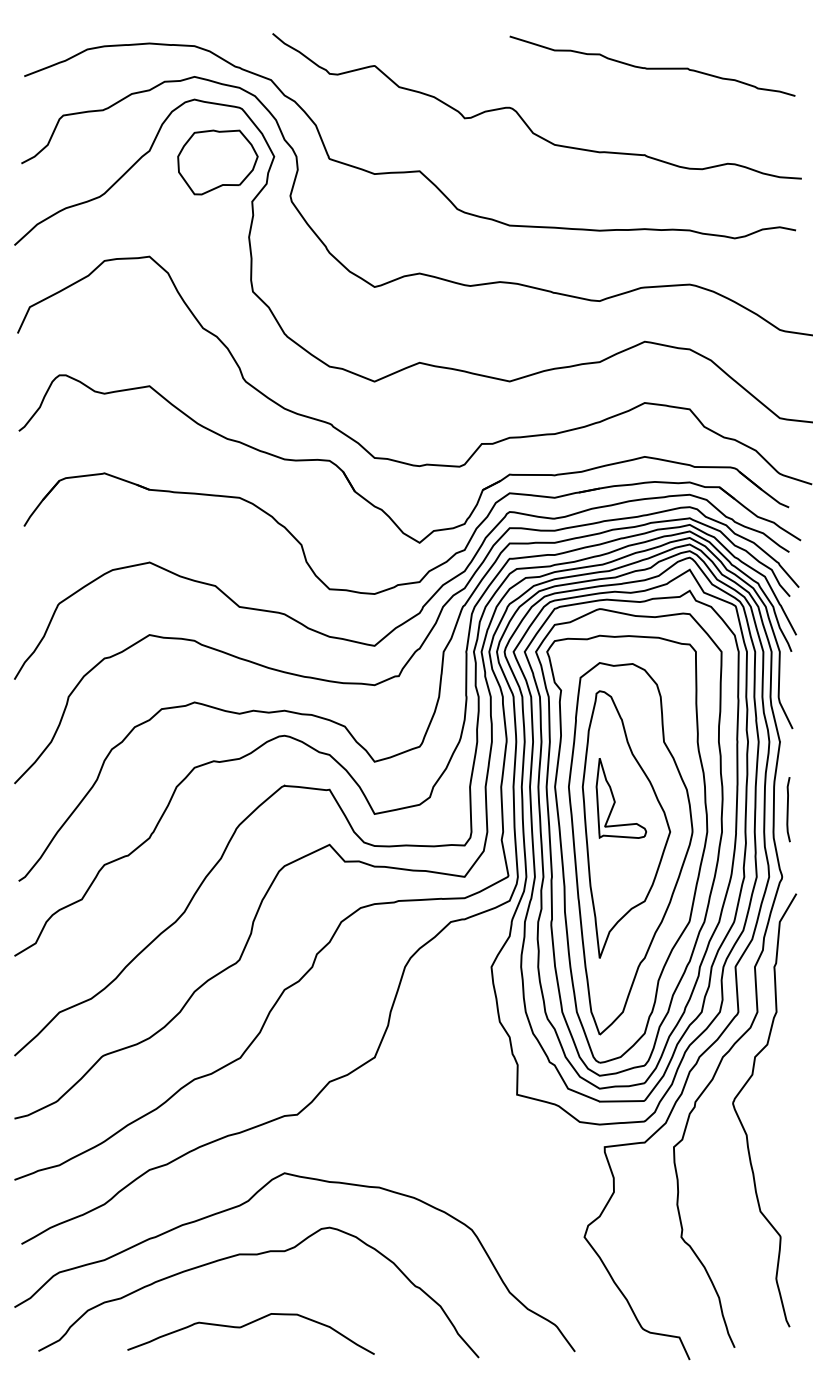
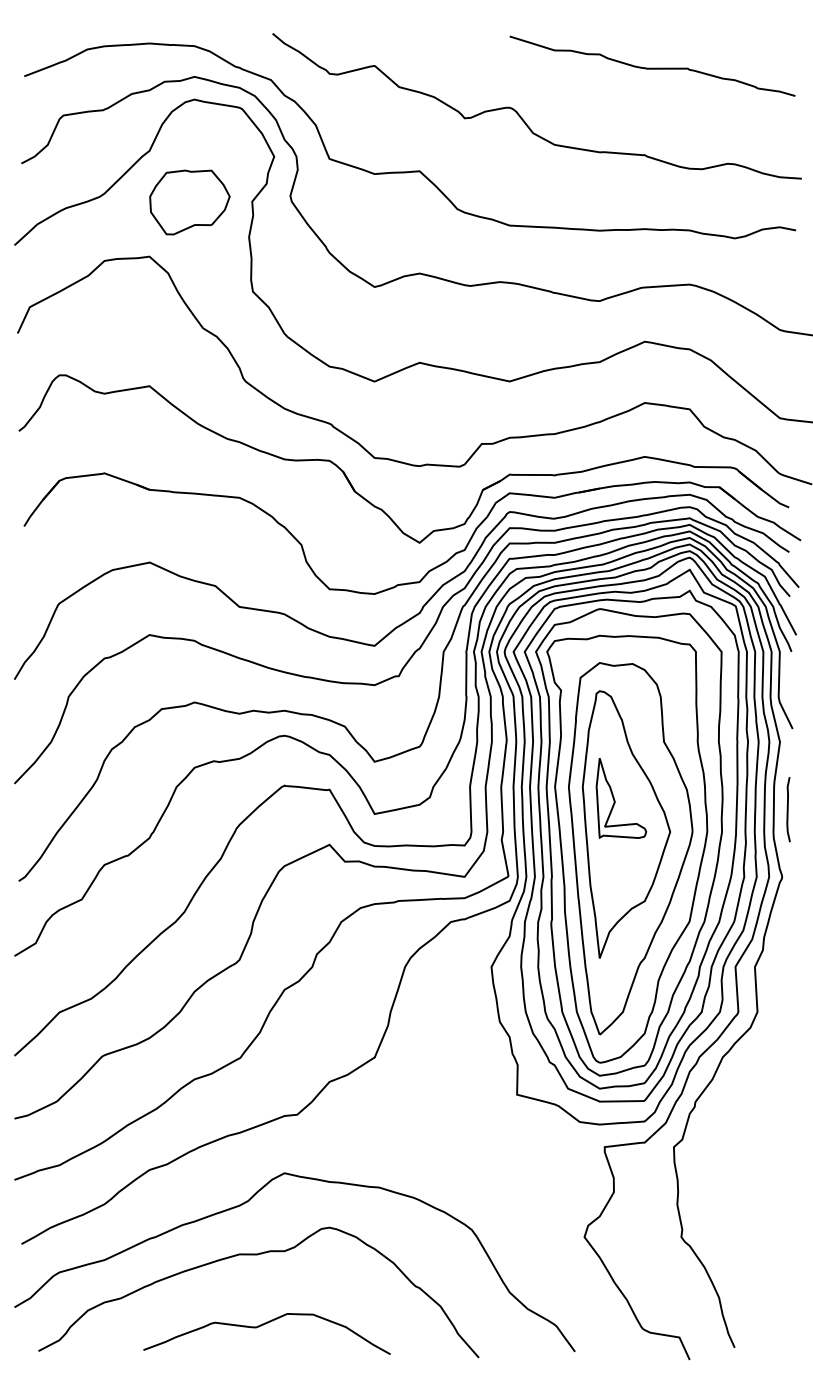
part position: (217, 162) -> (189, 202) (189, 202)
curve: present -> none (741, 1121)
curve position: (247, 1325) -> (263, 1325) (263, 1325)
